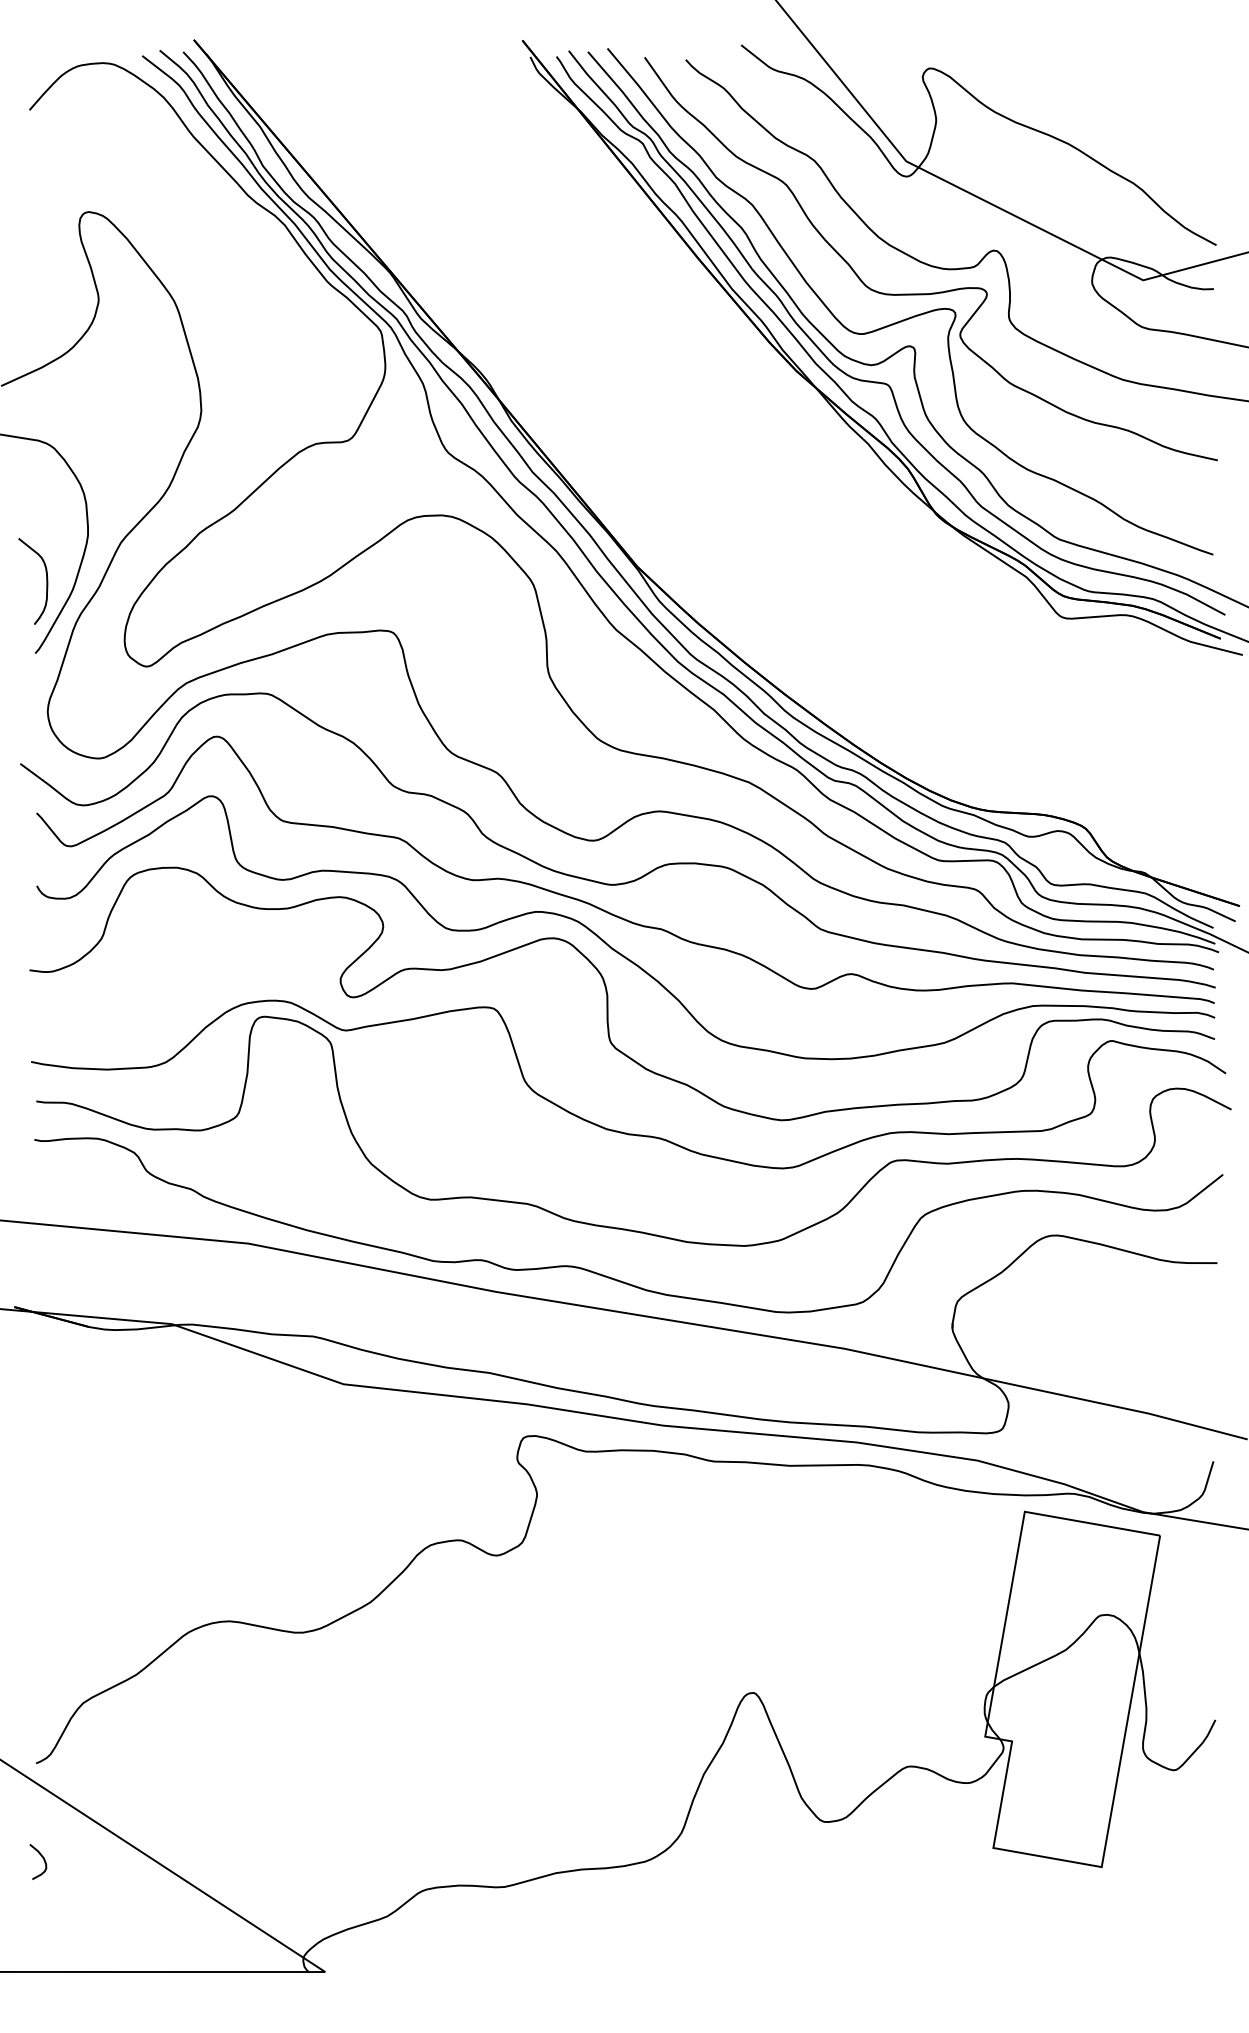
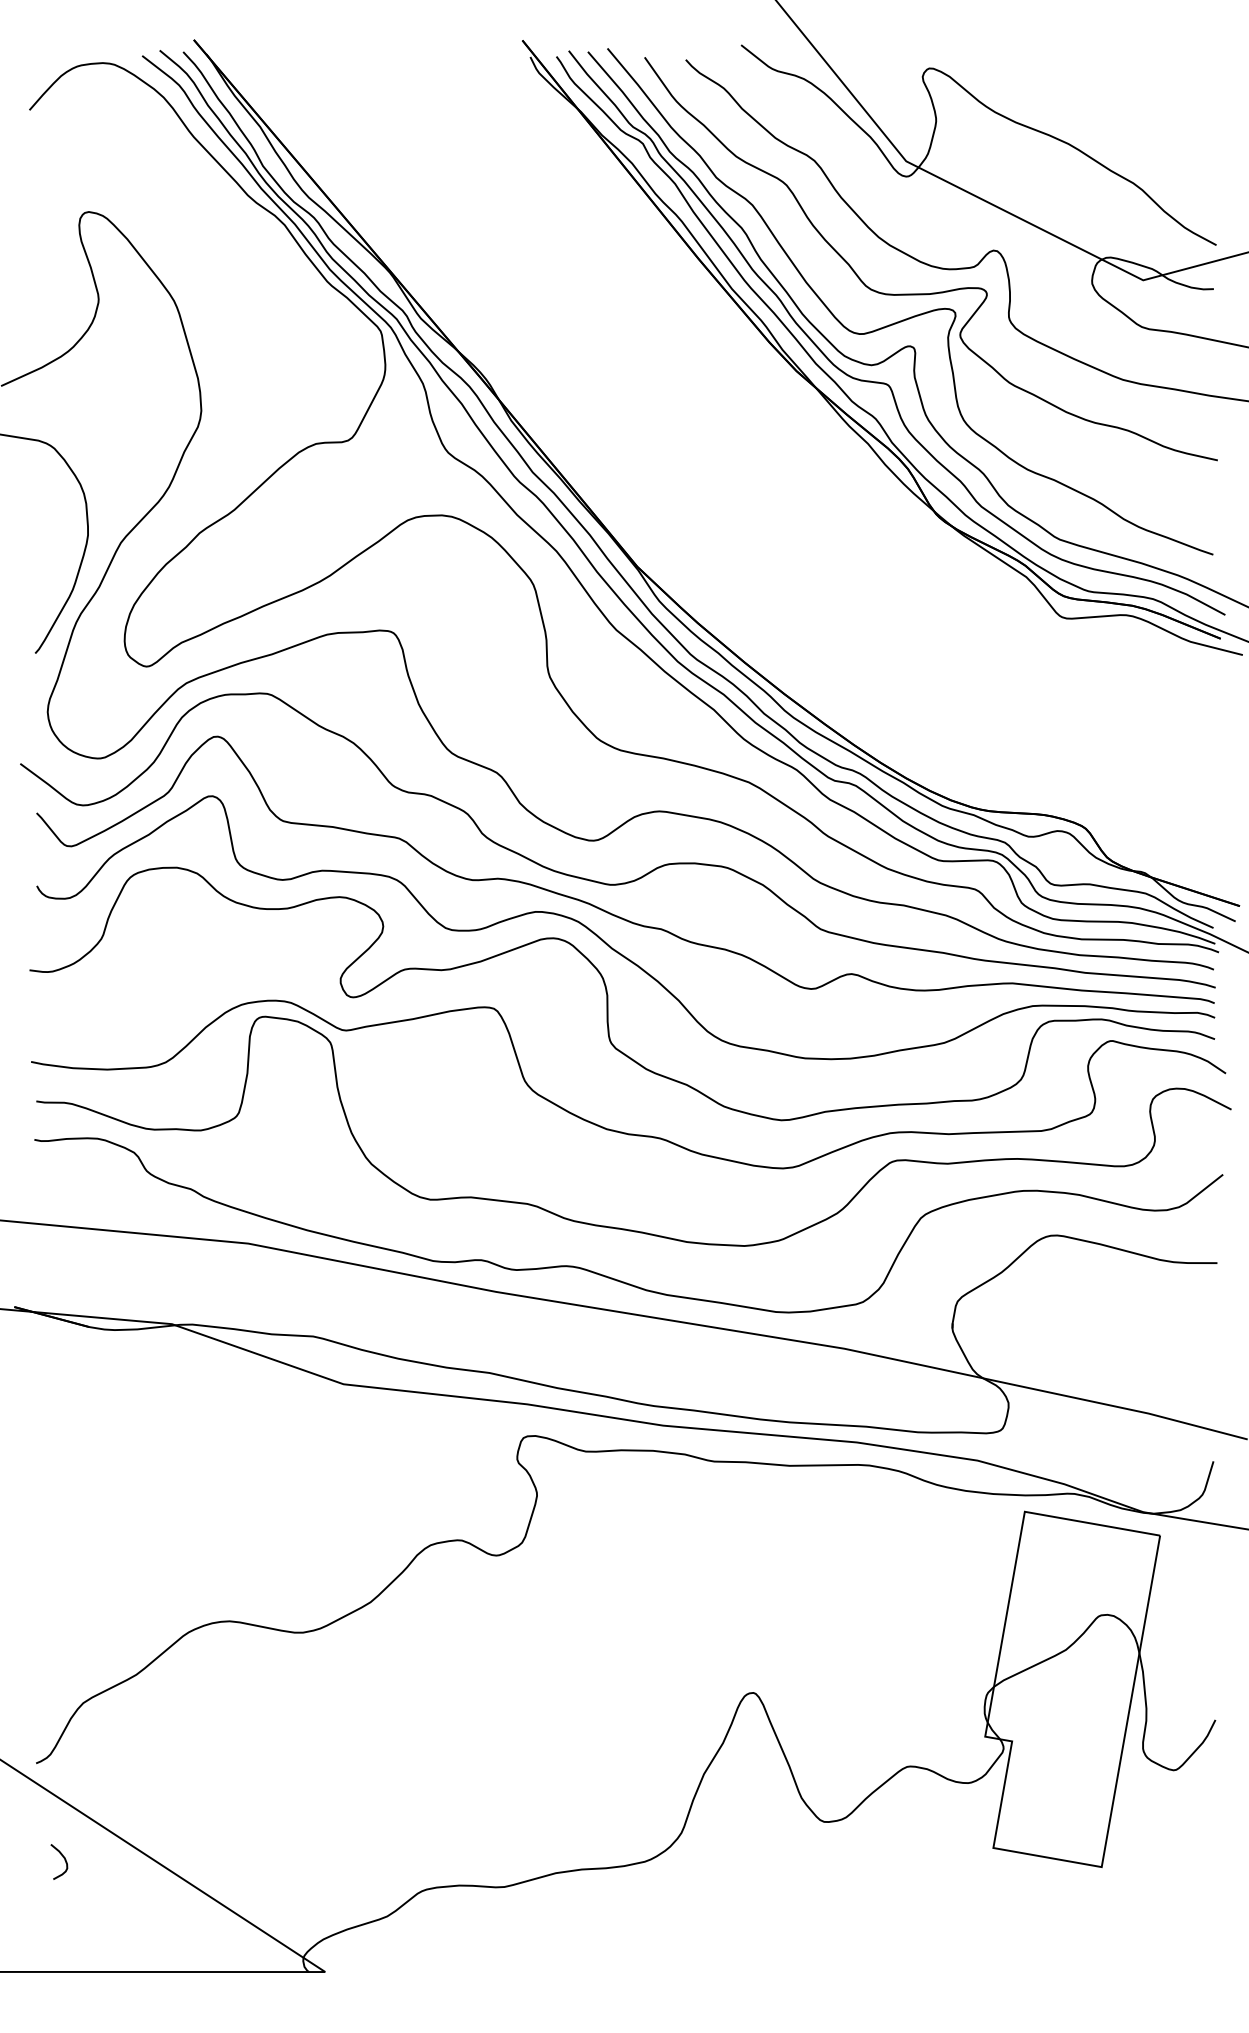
curve: present -> none (46, 581)
curve position: (41, 1857) -> (62, 1857) (62, 1857)
